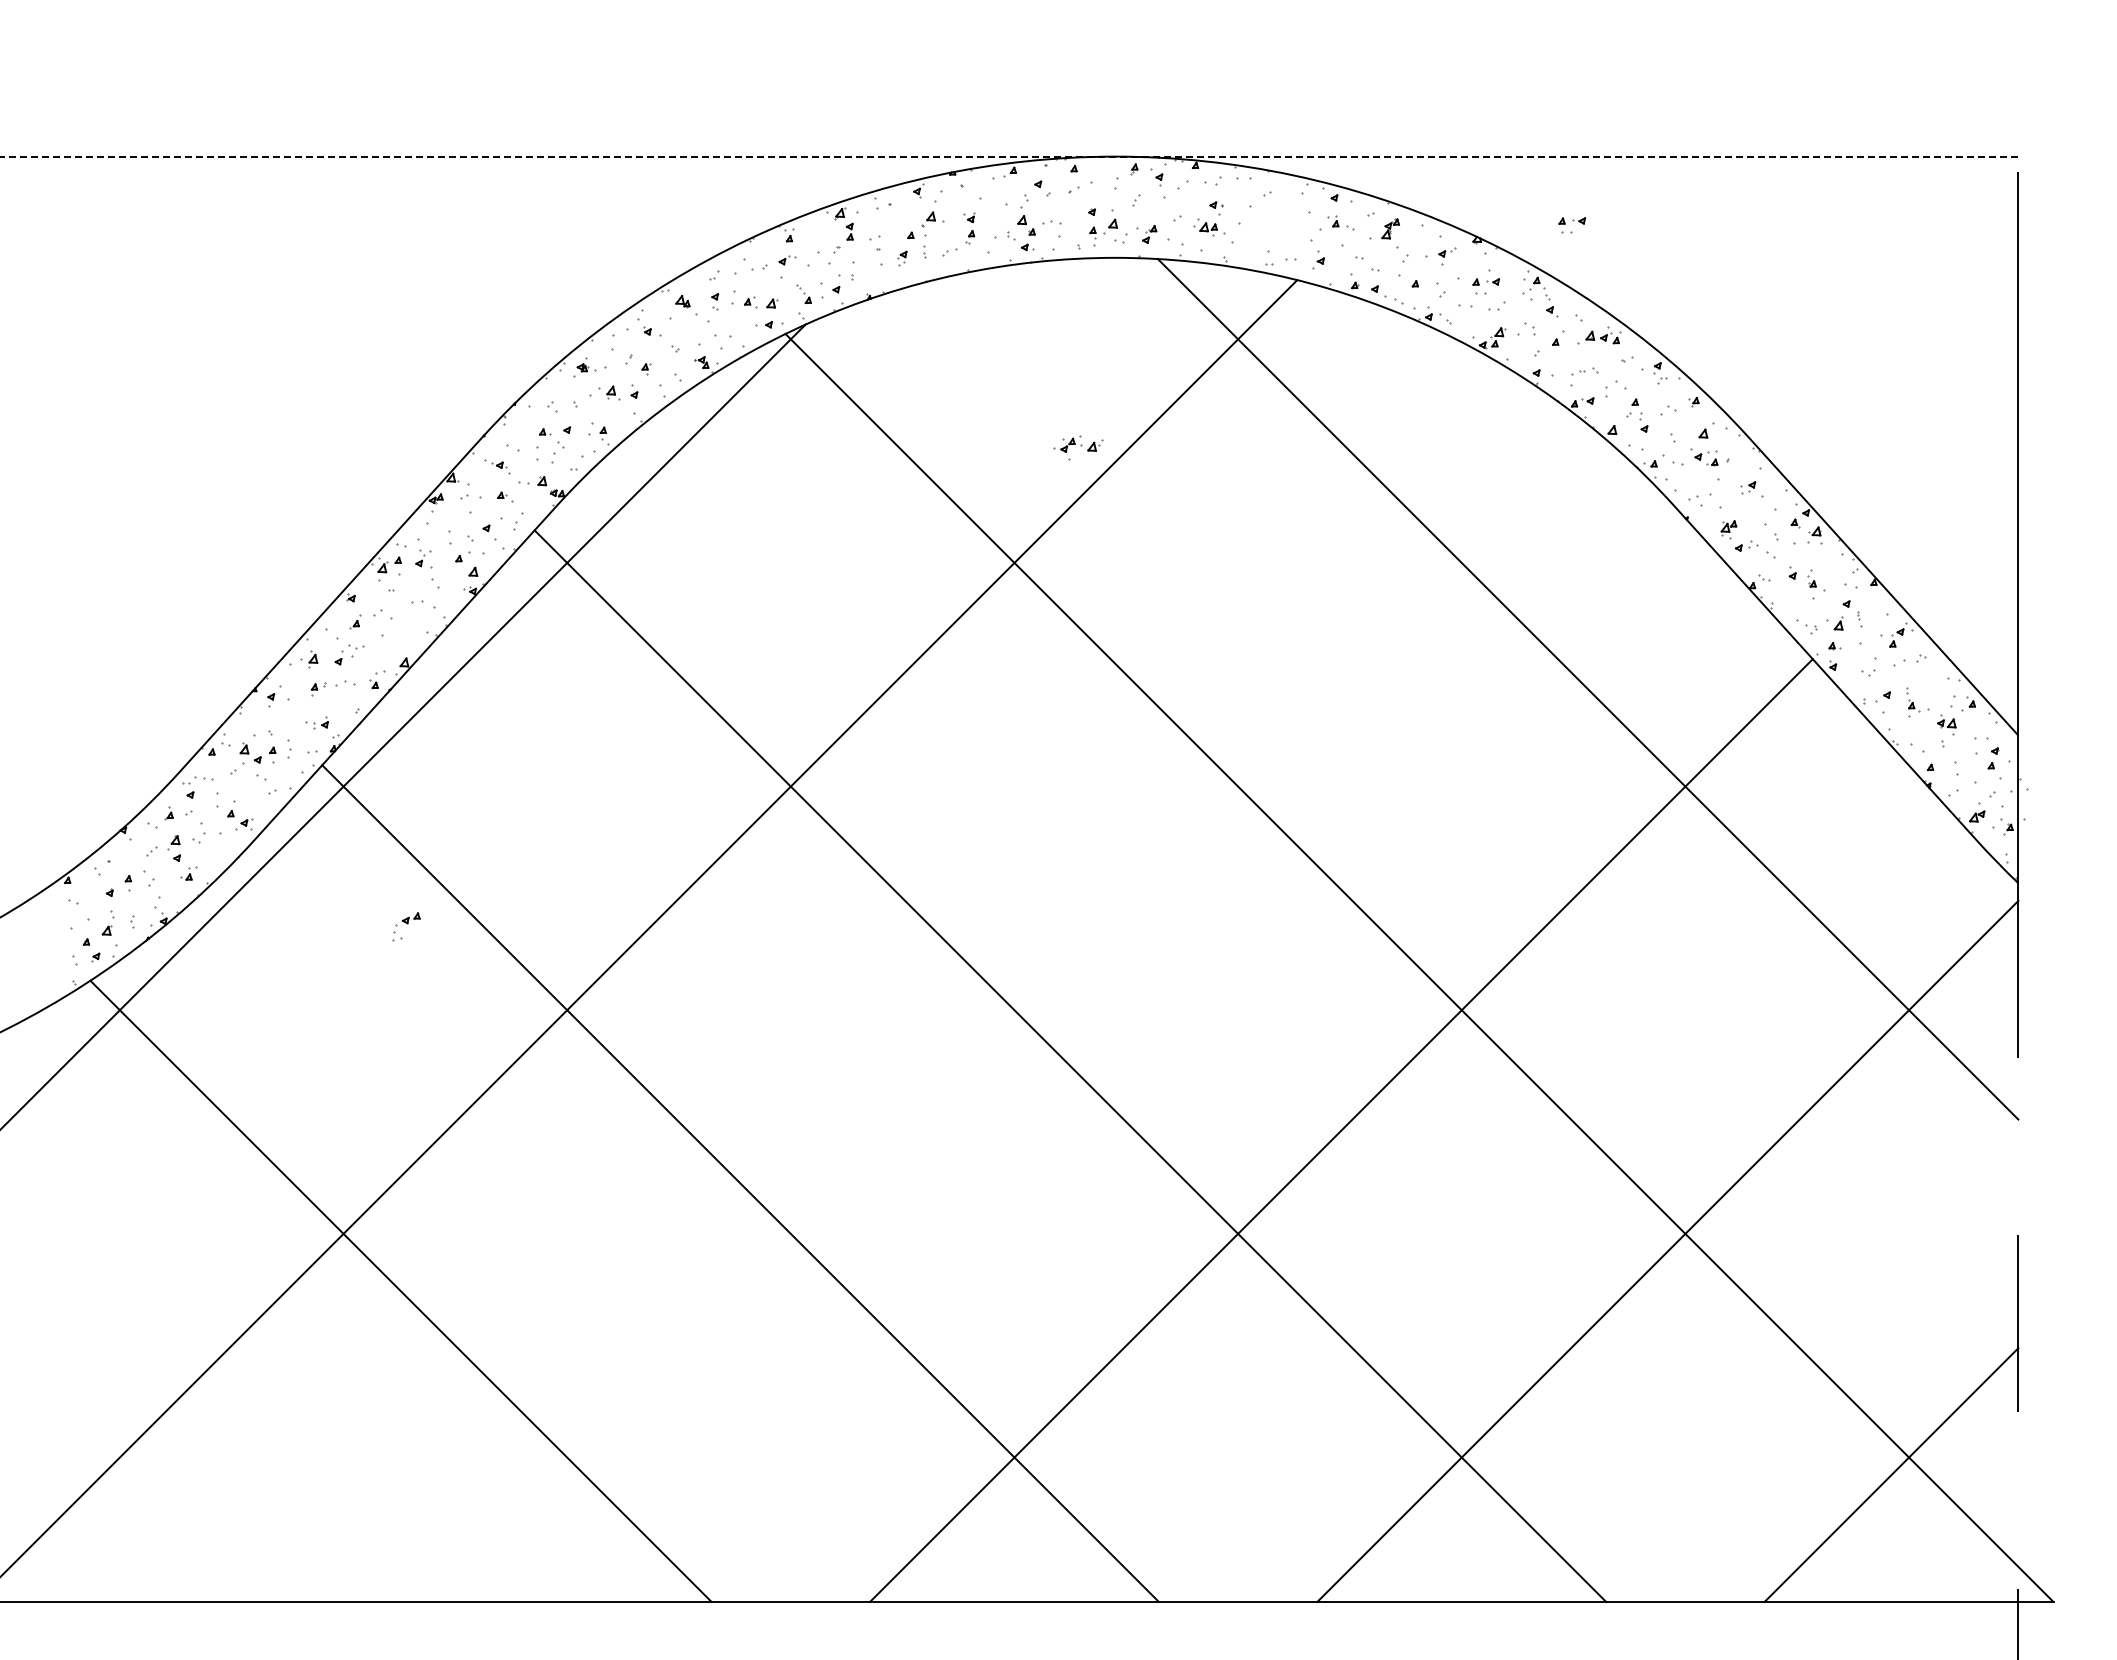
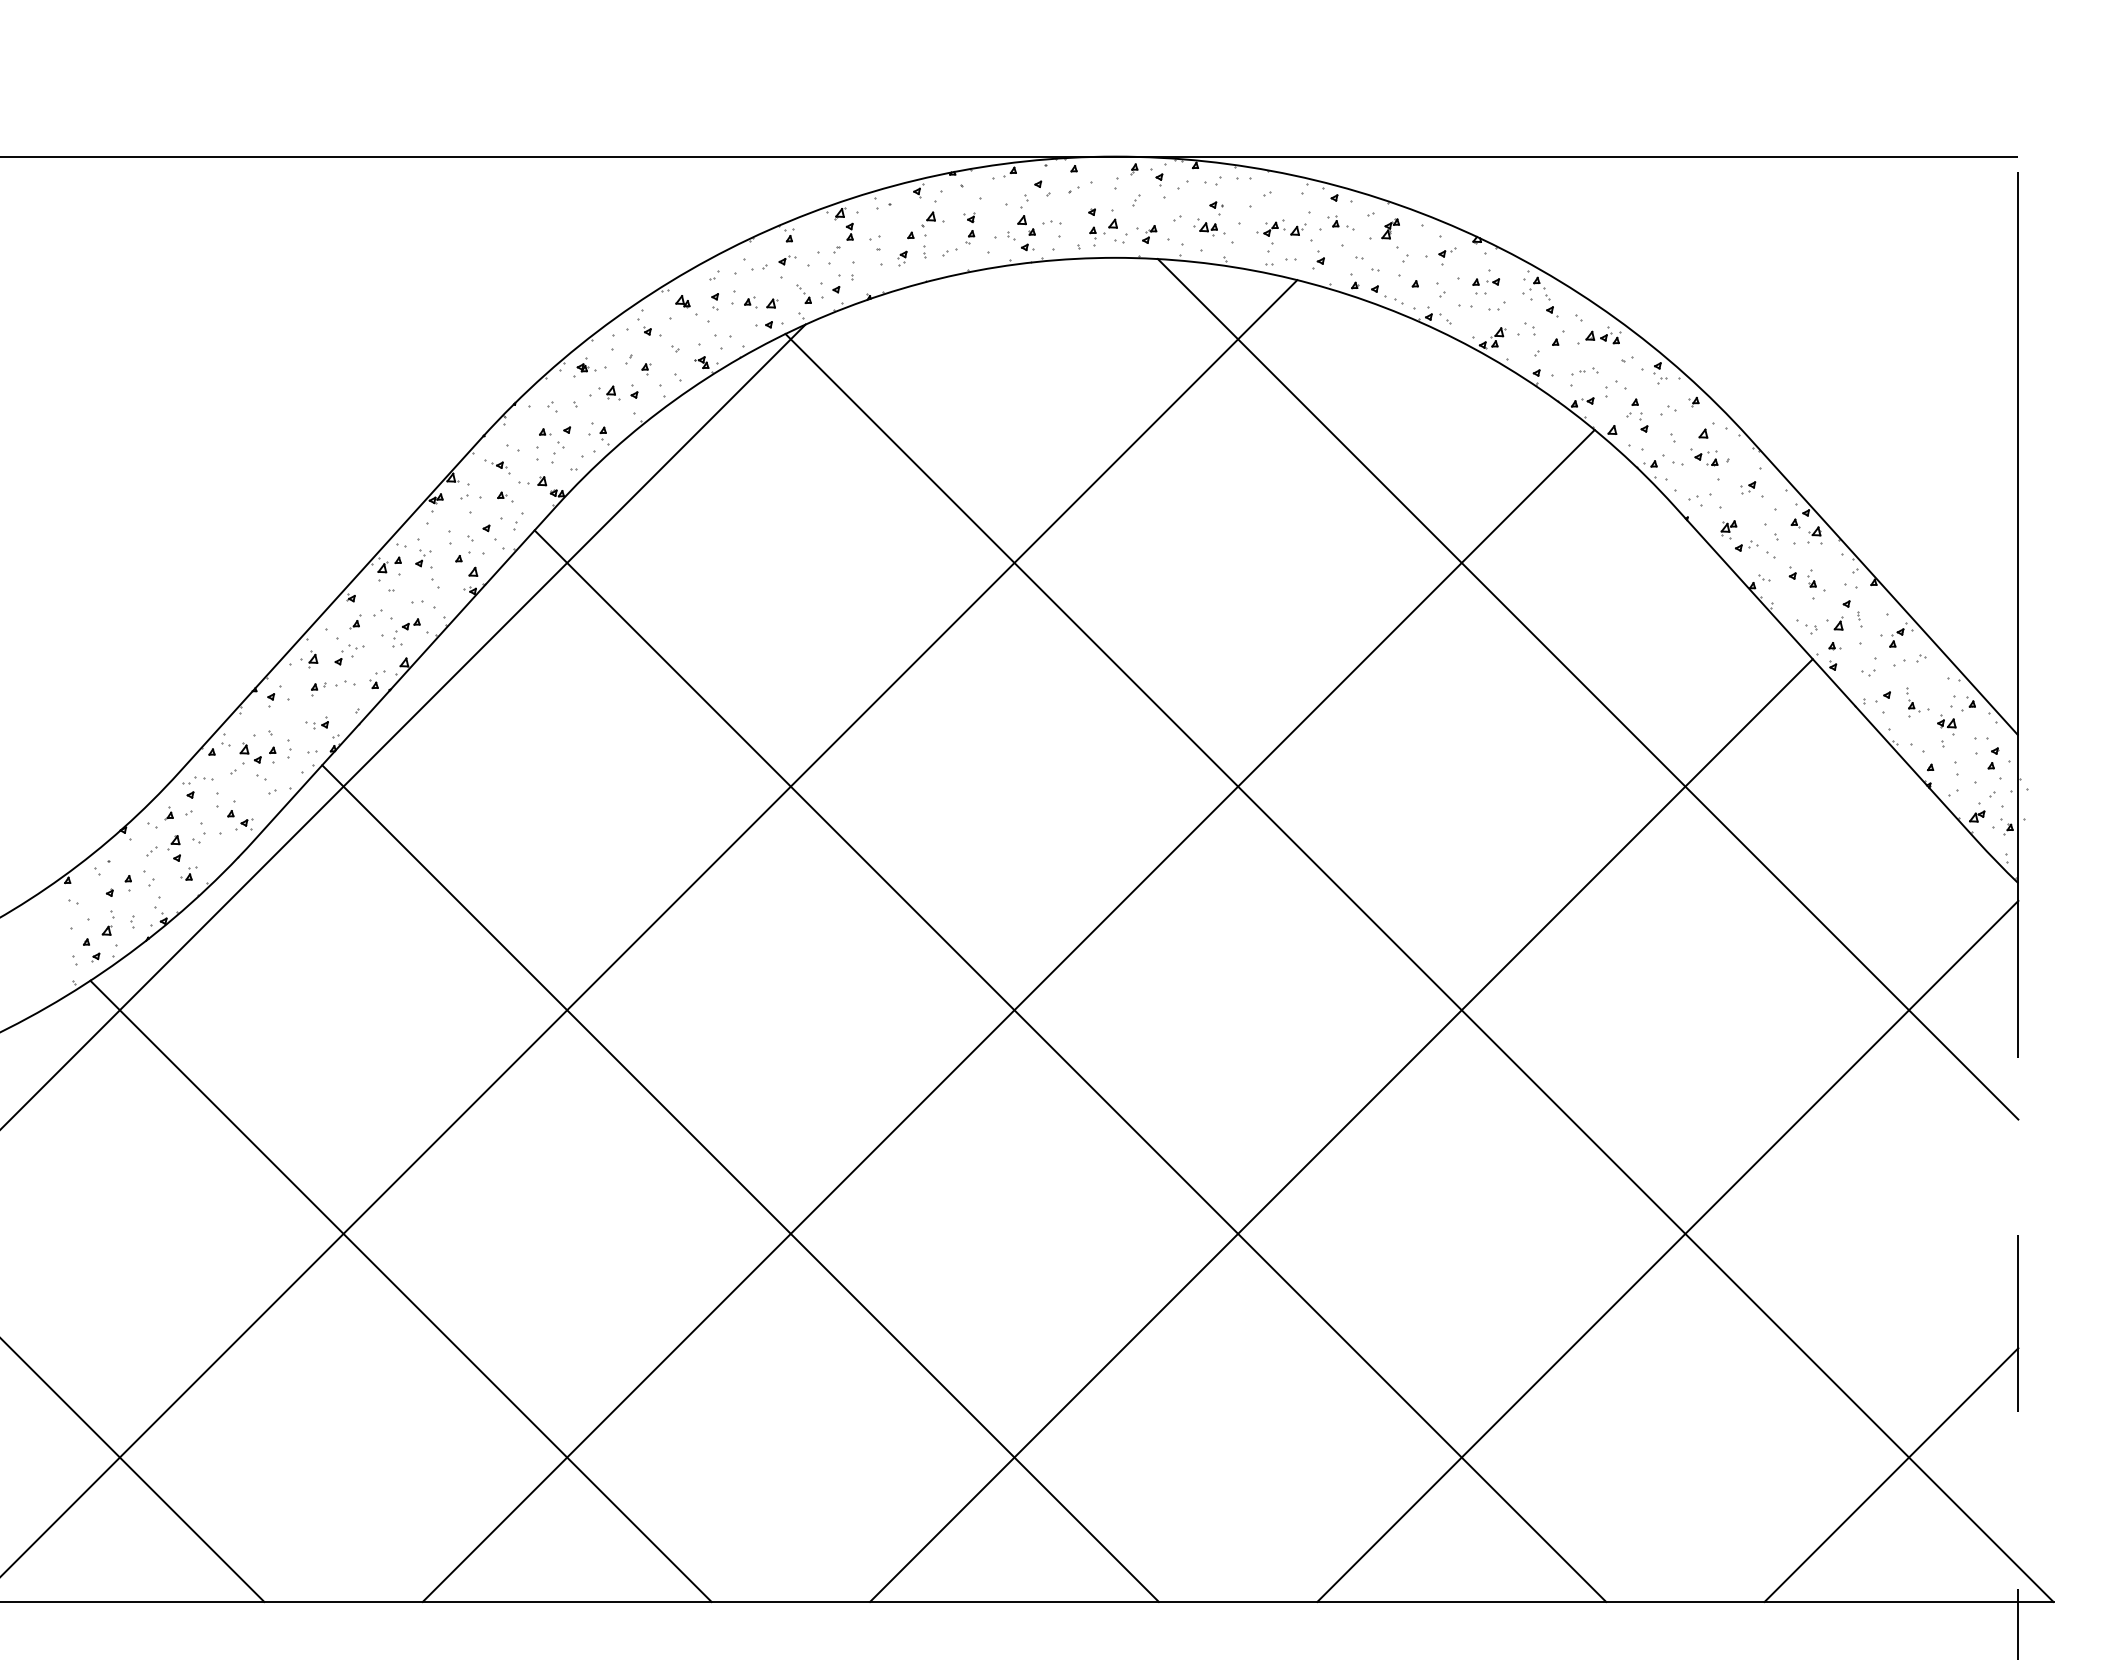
line: dashed -> solid (1009, 156)
part: present -> none (1572, 225)
part position: (1078, 447) -> (1281, 231) (1281, 231)
part position: (406, 926) -> (406, 632) (406, 632)
line: none -> present (1008, 1015)
line: none -> present (133, 1470)
